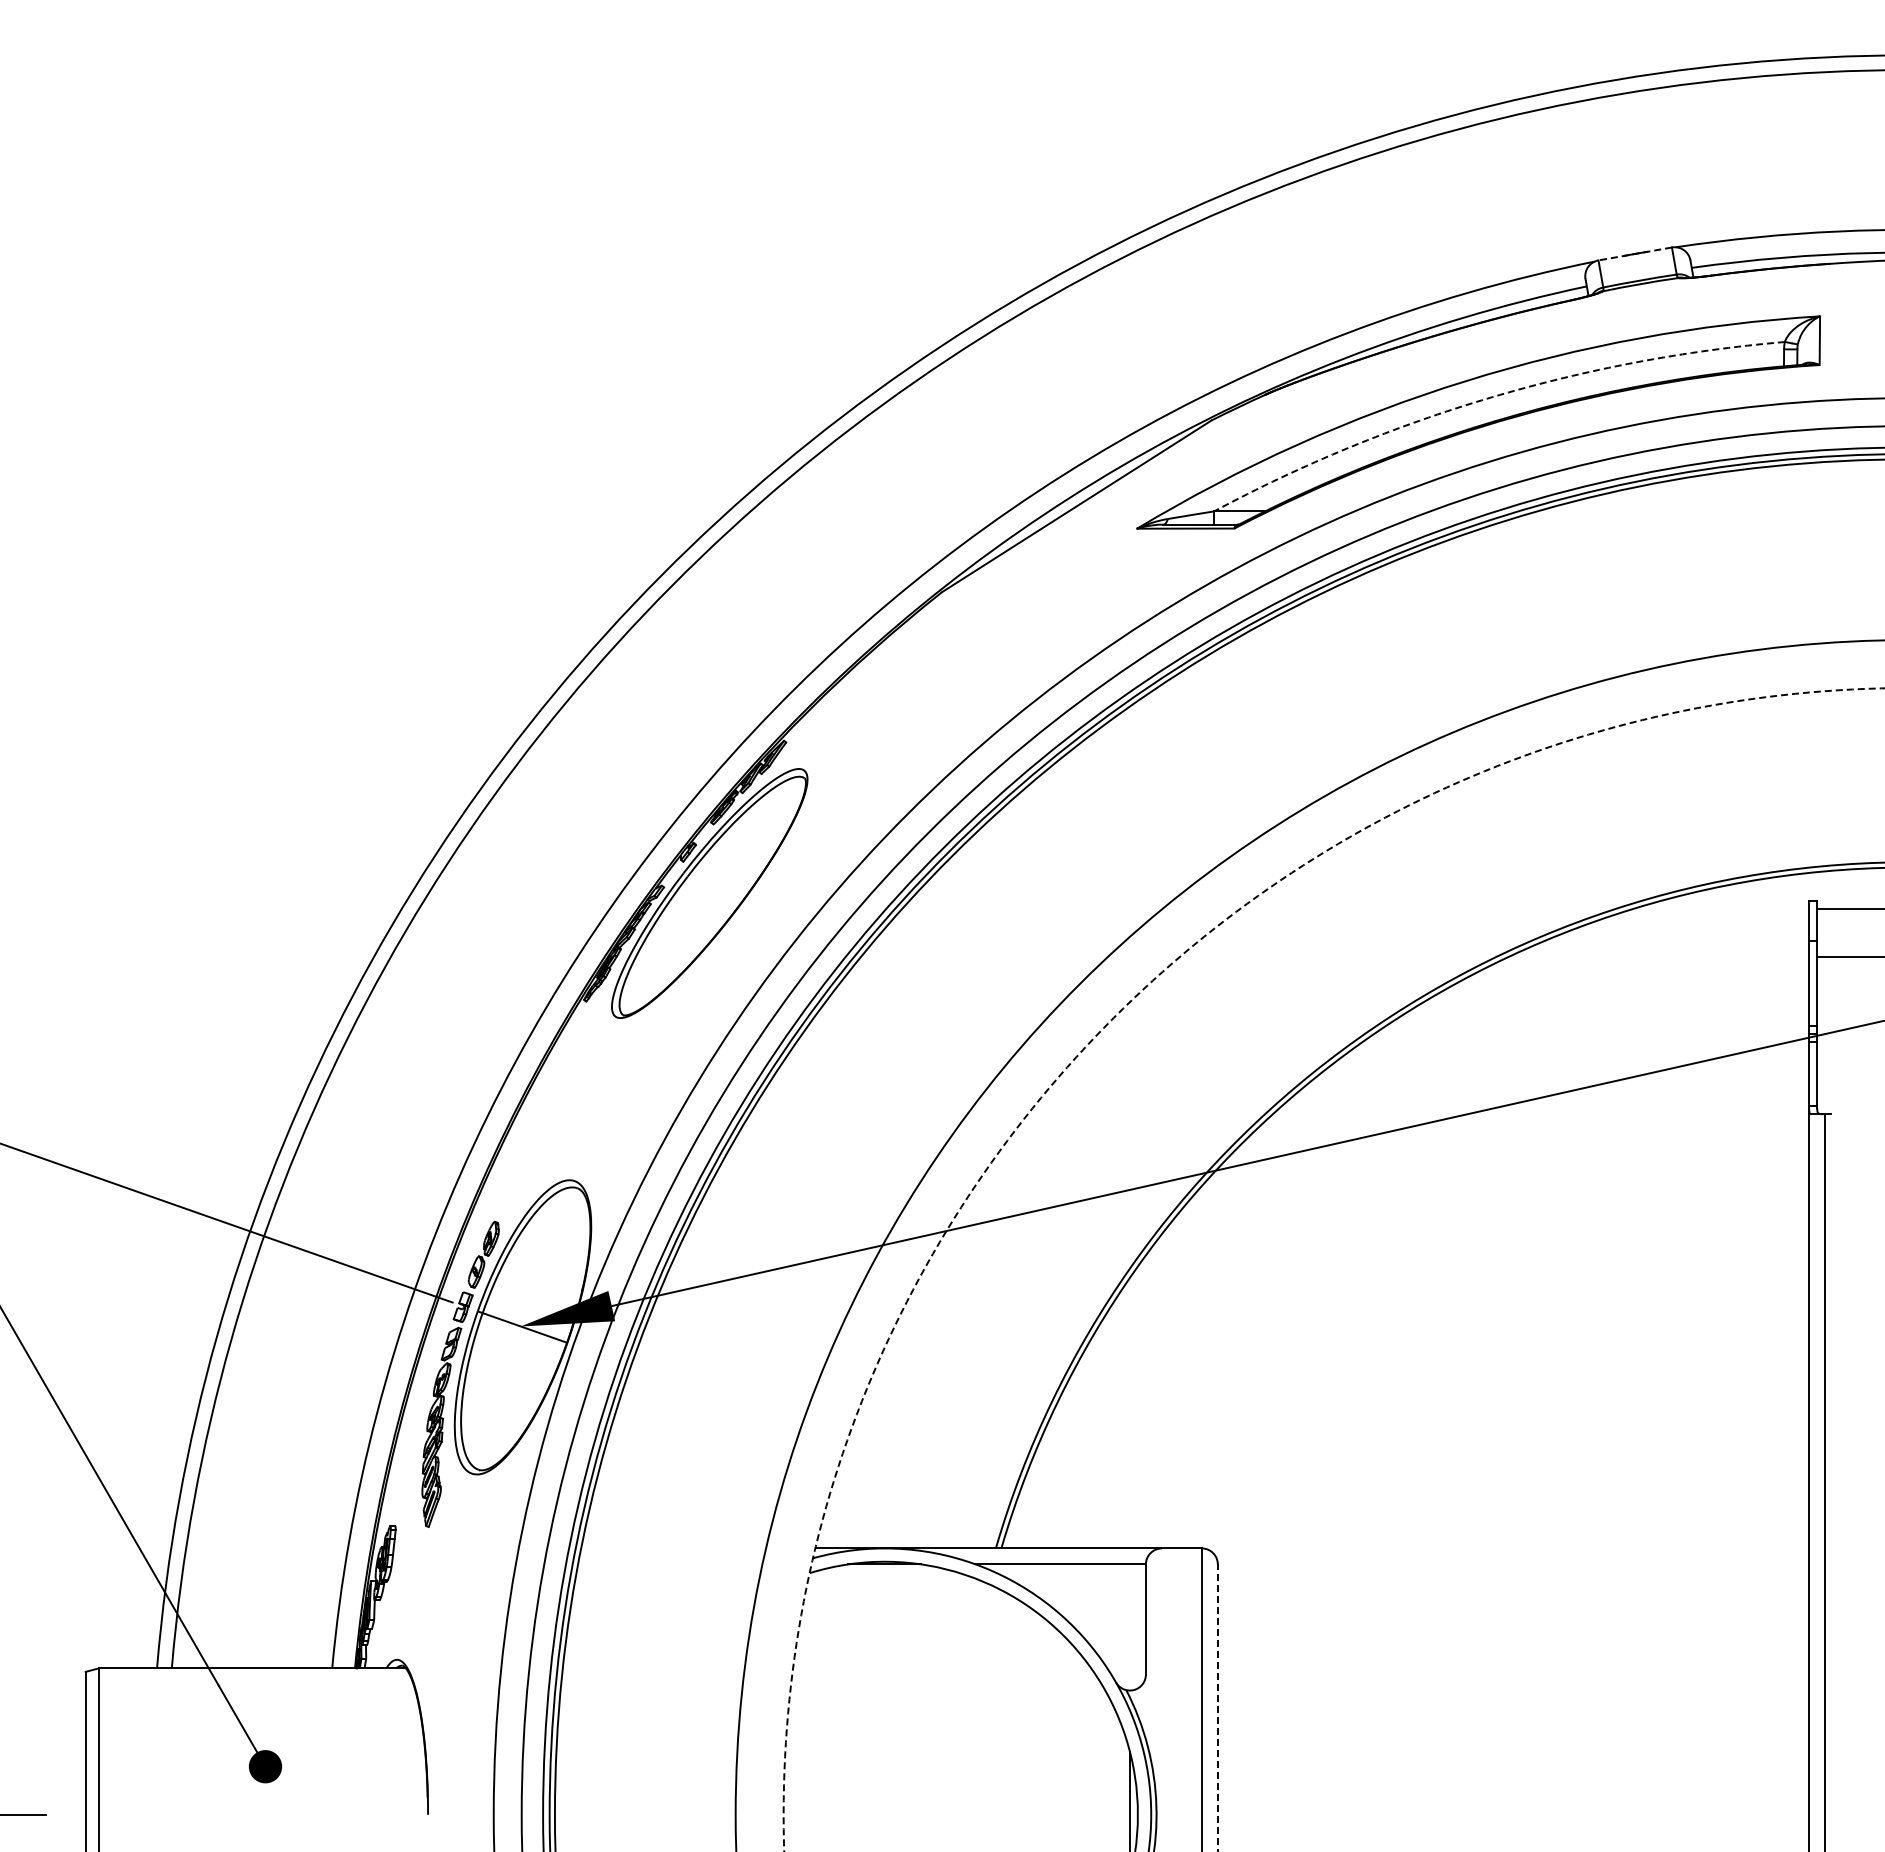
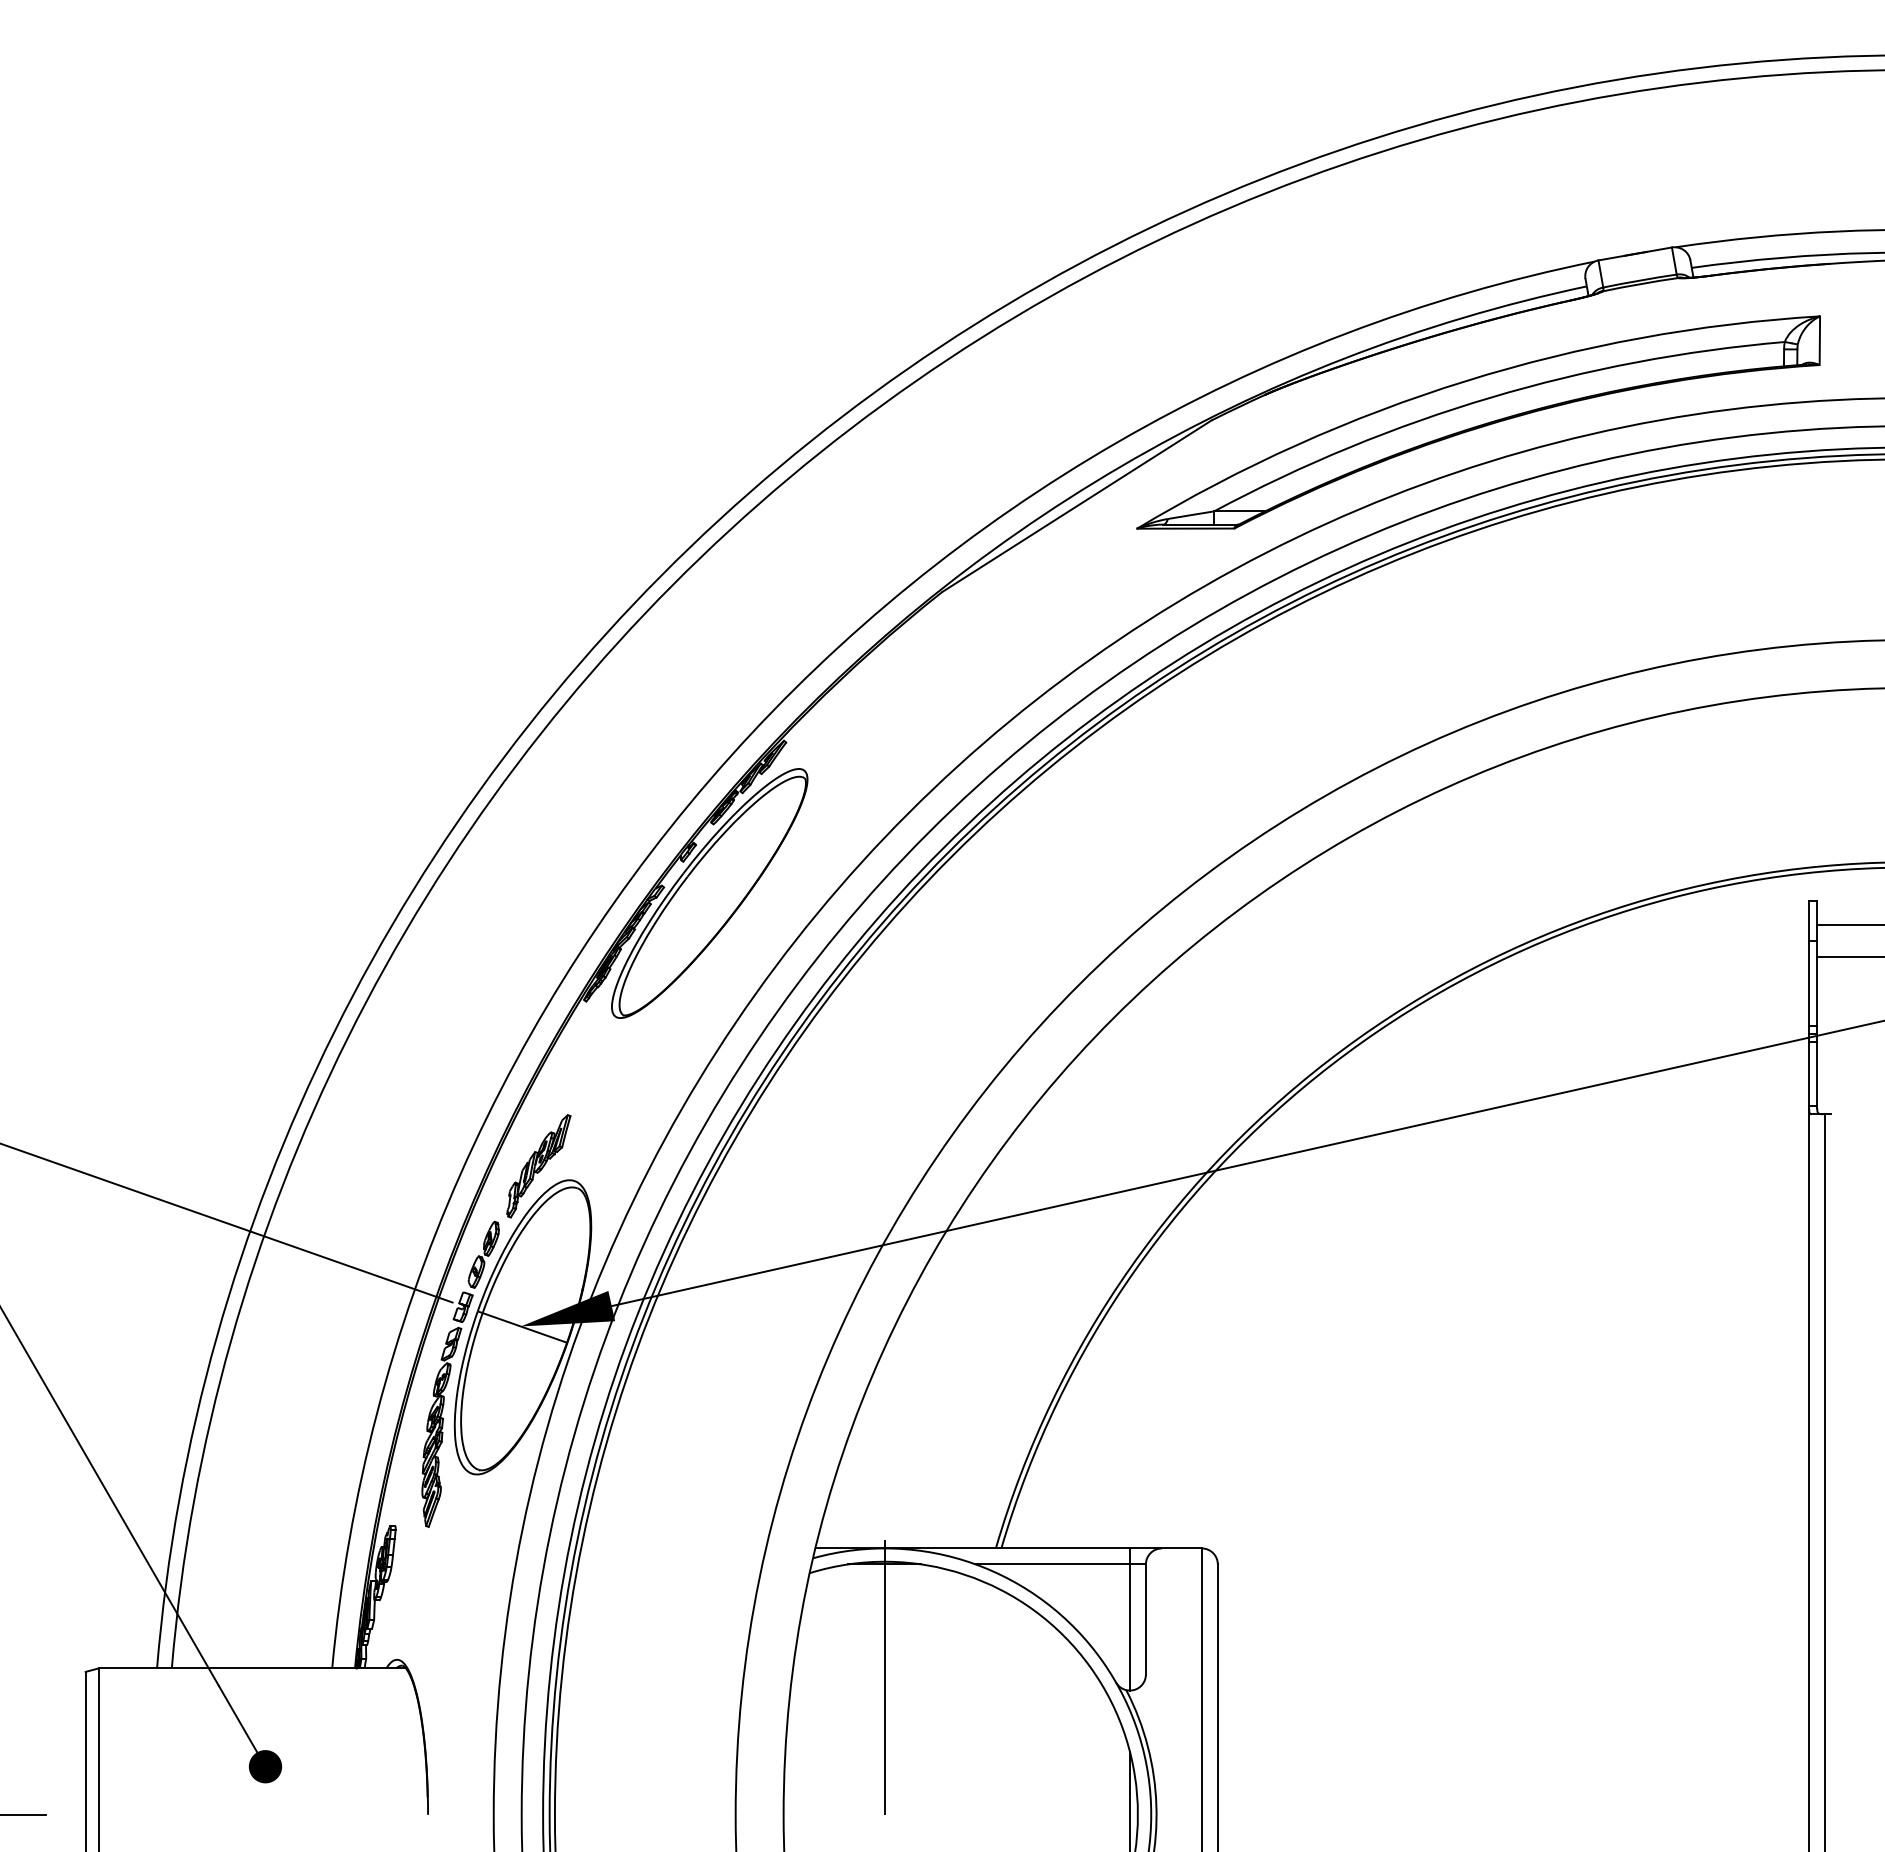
line: dashed -> solid (1634, 254)
arc: dashed -> solid (1490, 397)
line position: (1849, 909) -> (1849, 925) (1849, 925)
part: none -> present (538, 1166)
circle: dashed -> solid (1333, 1269)
line: none -> present (1129, 1619)
line: none -> present (884, 1677)
line: dashed -> solid (1217, 1707)
